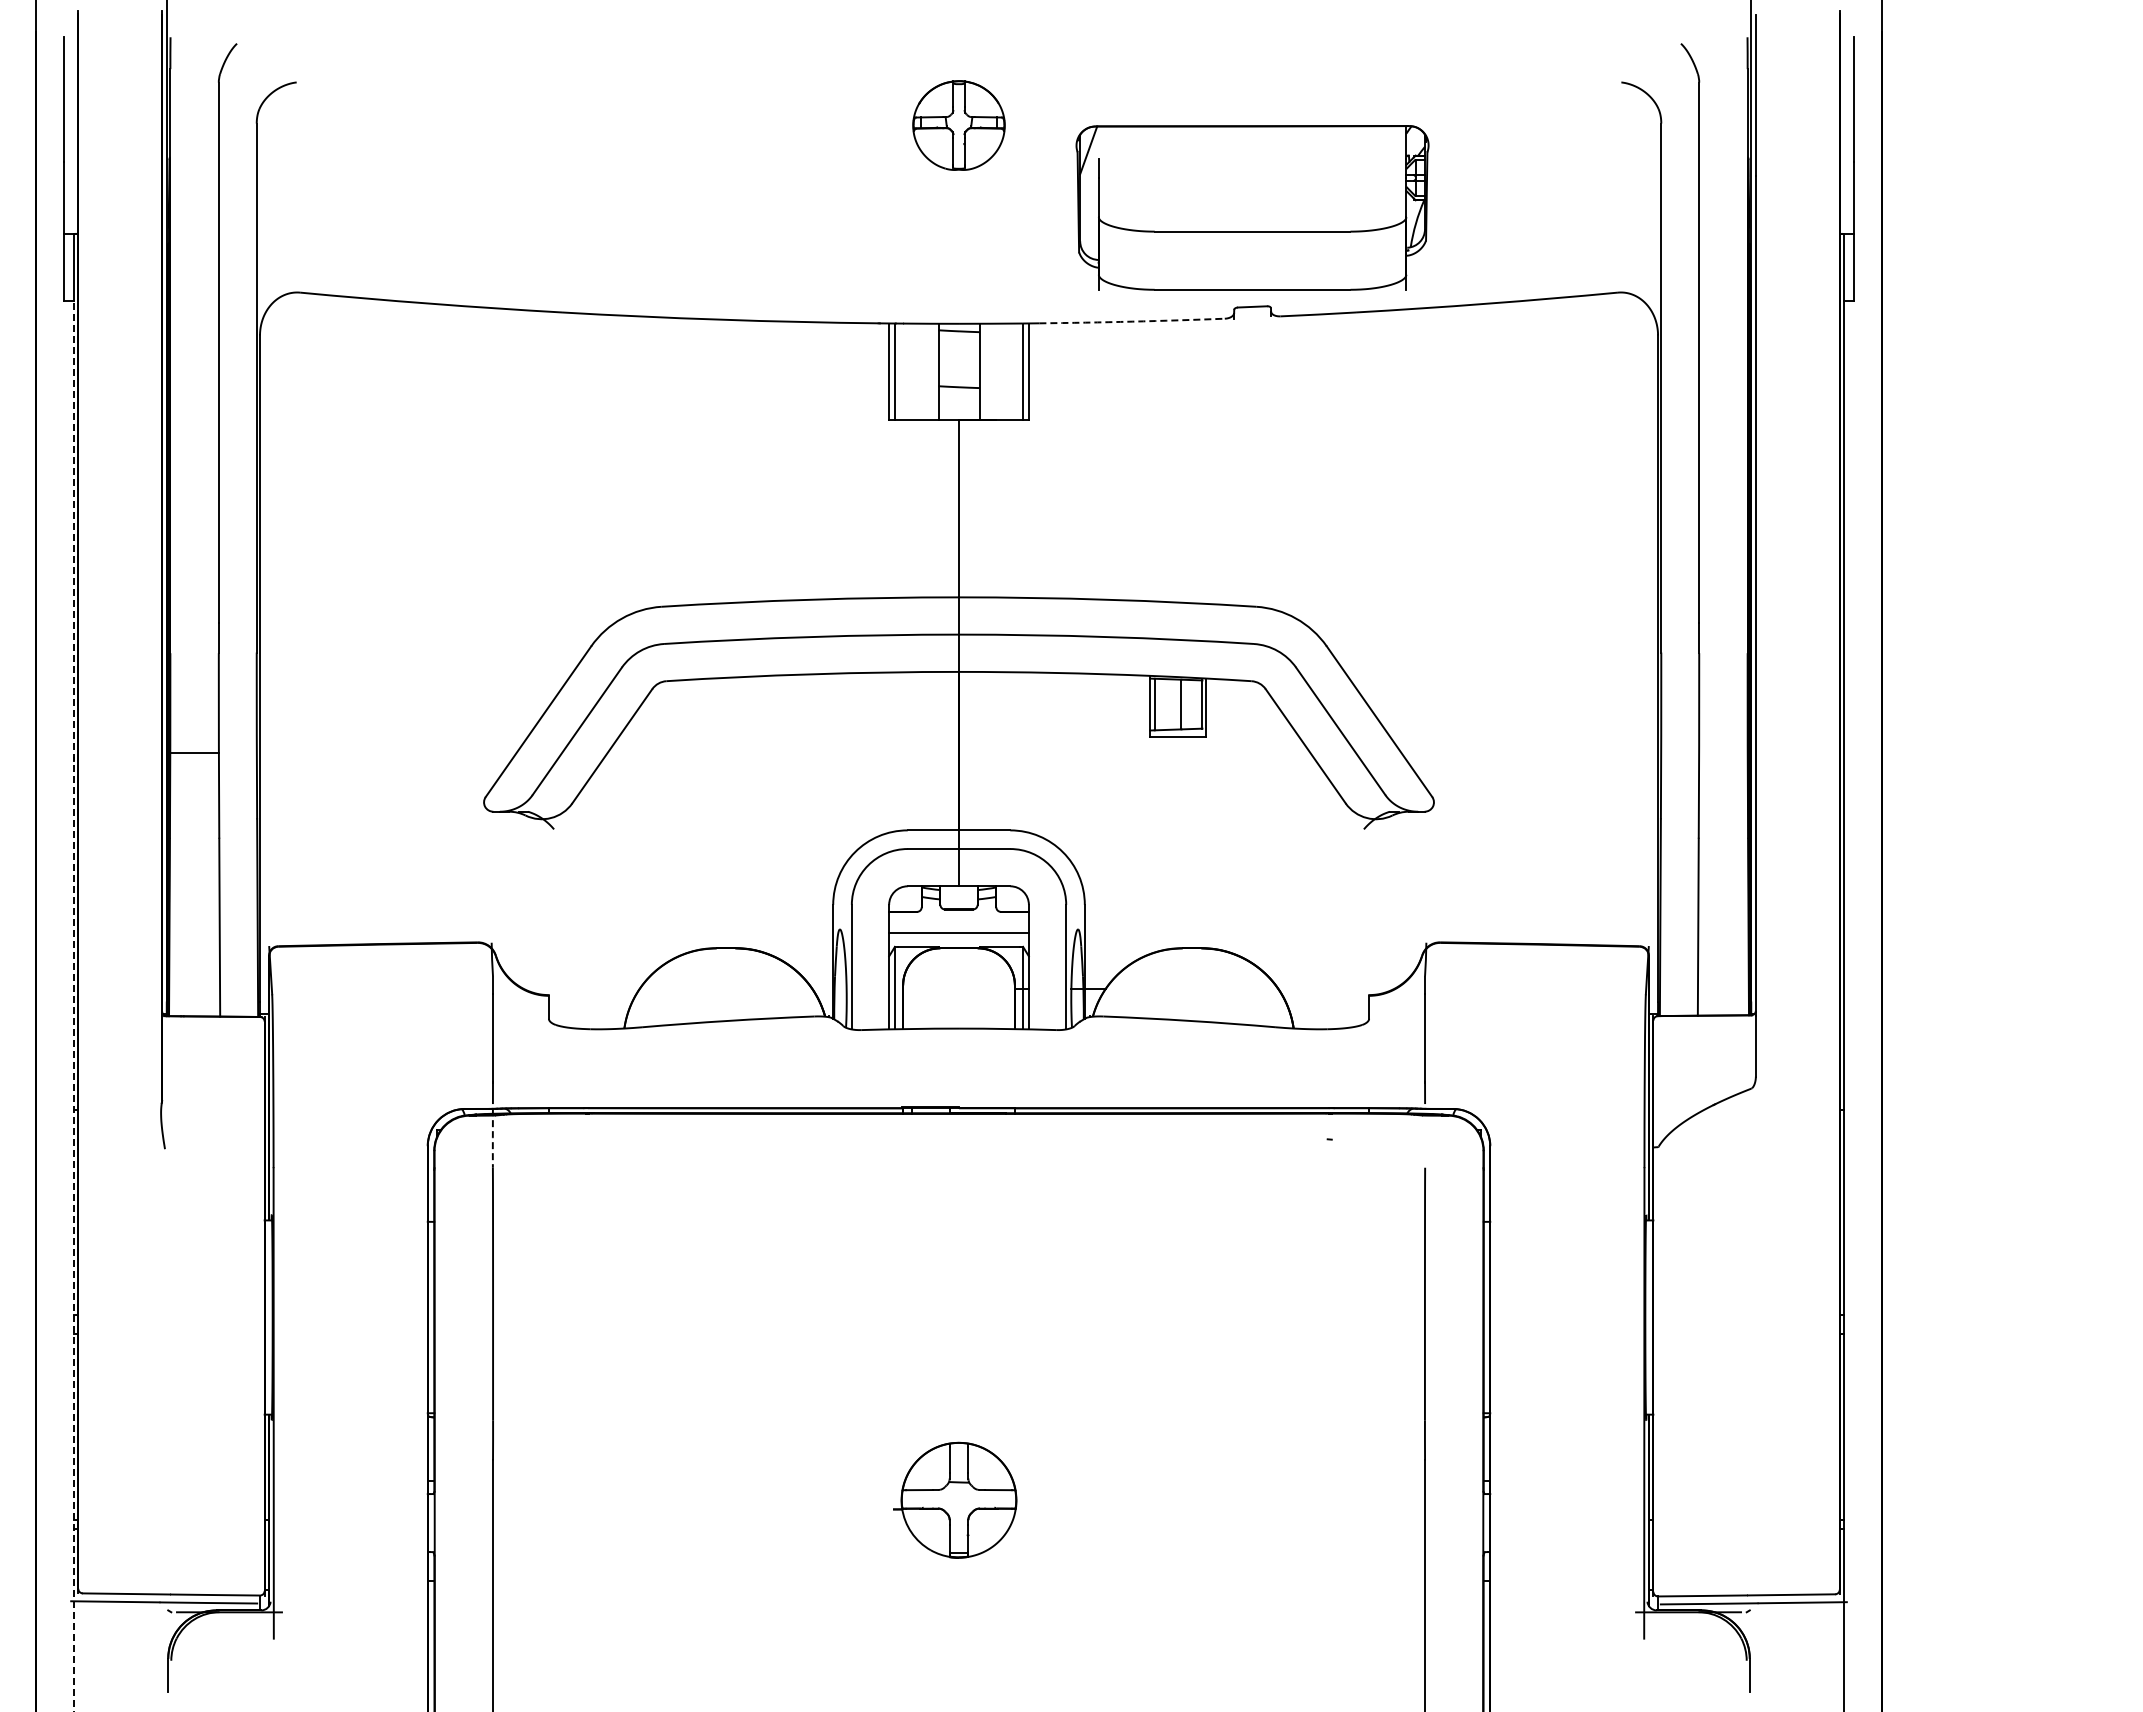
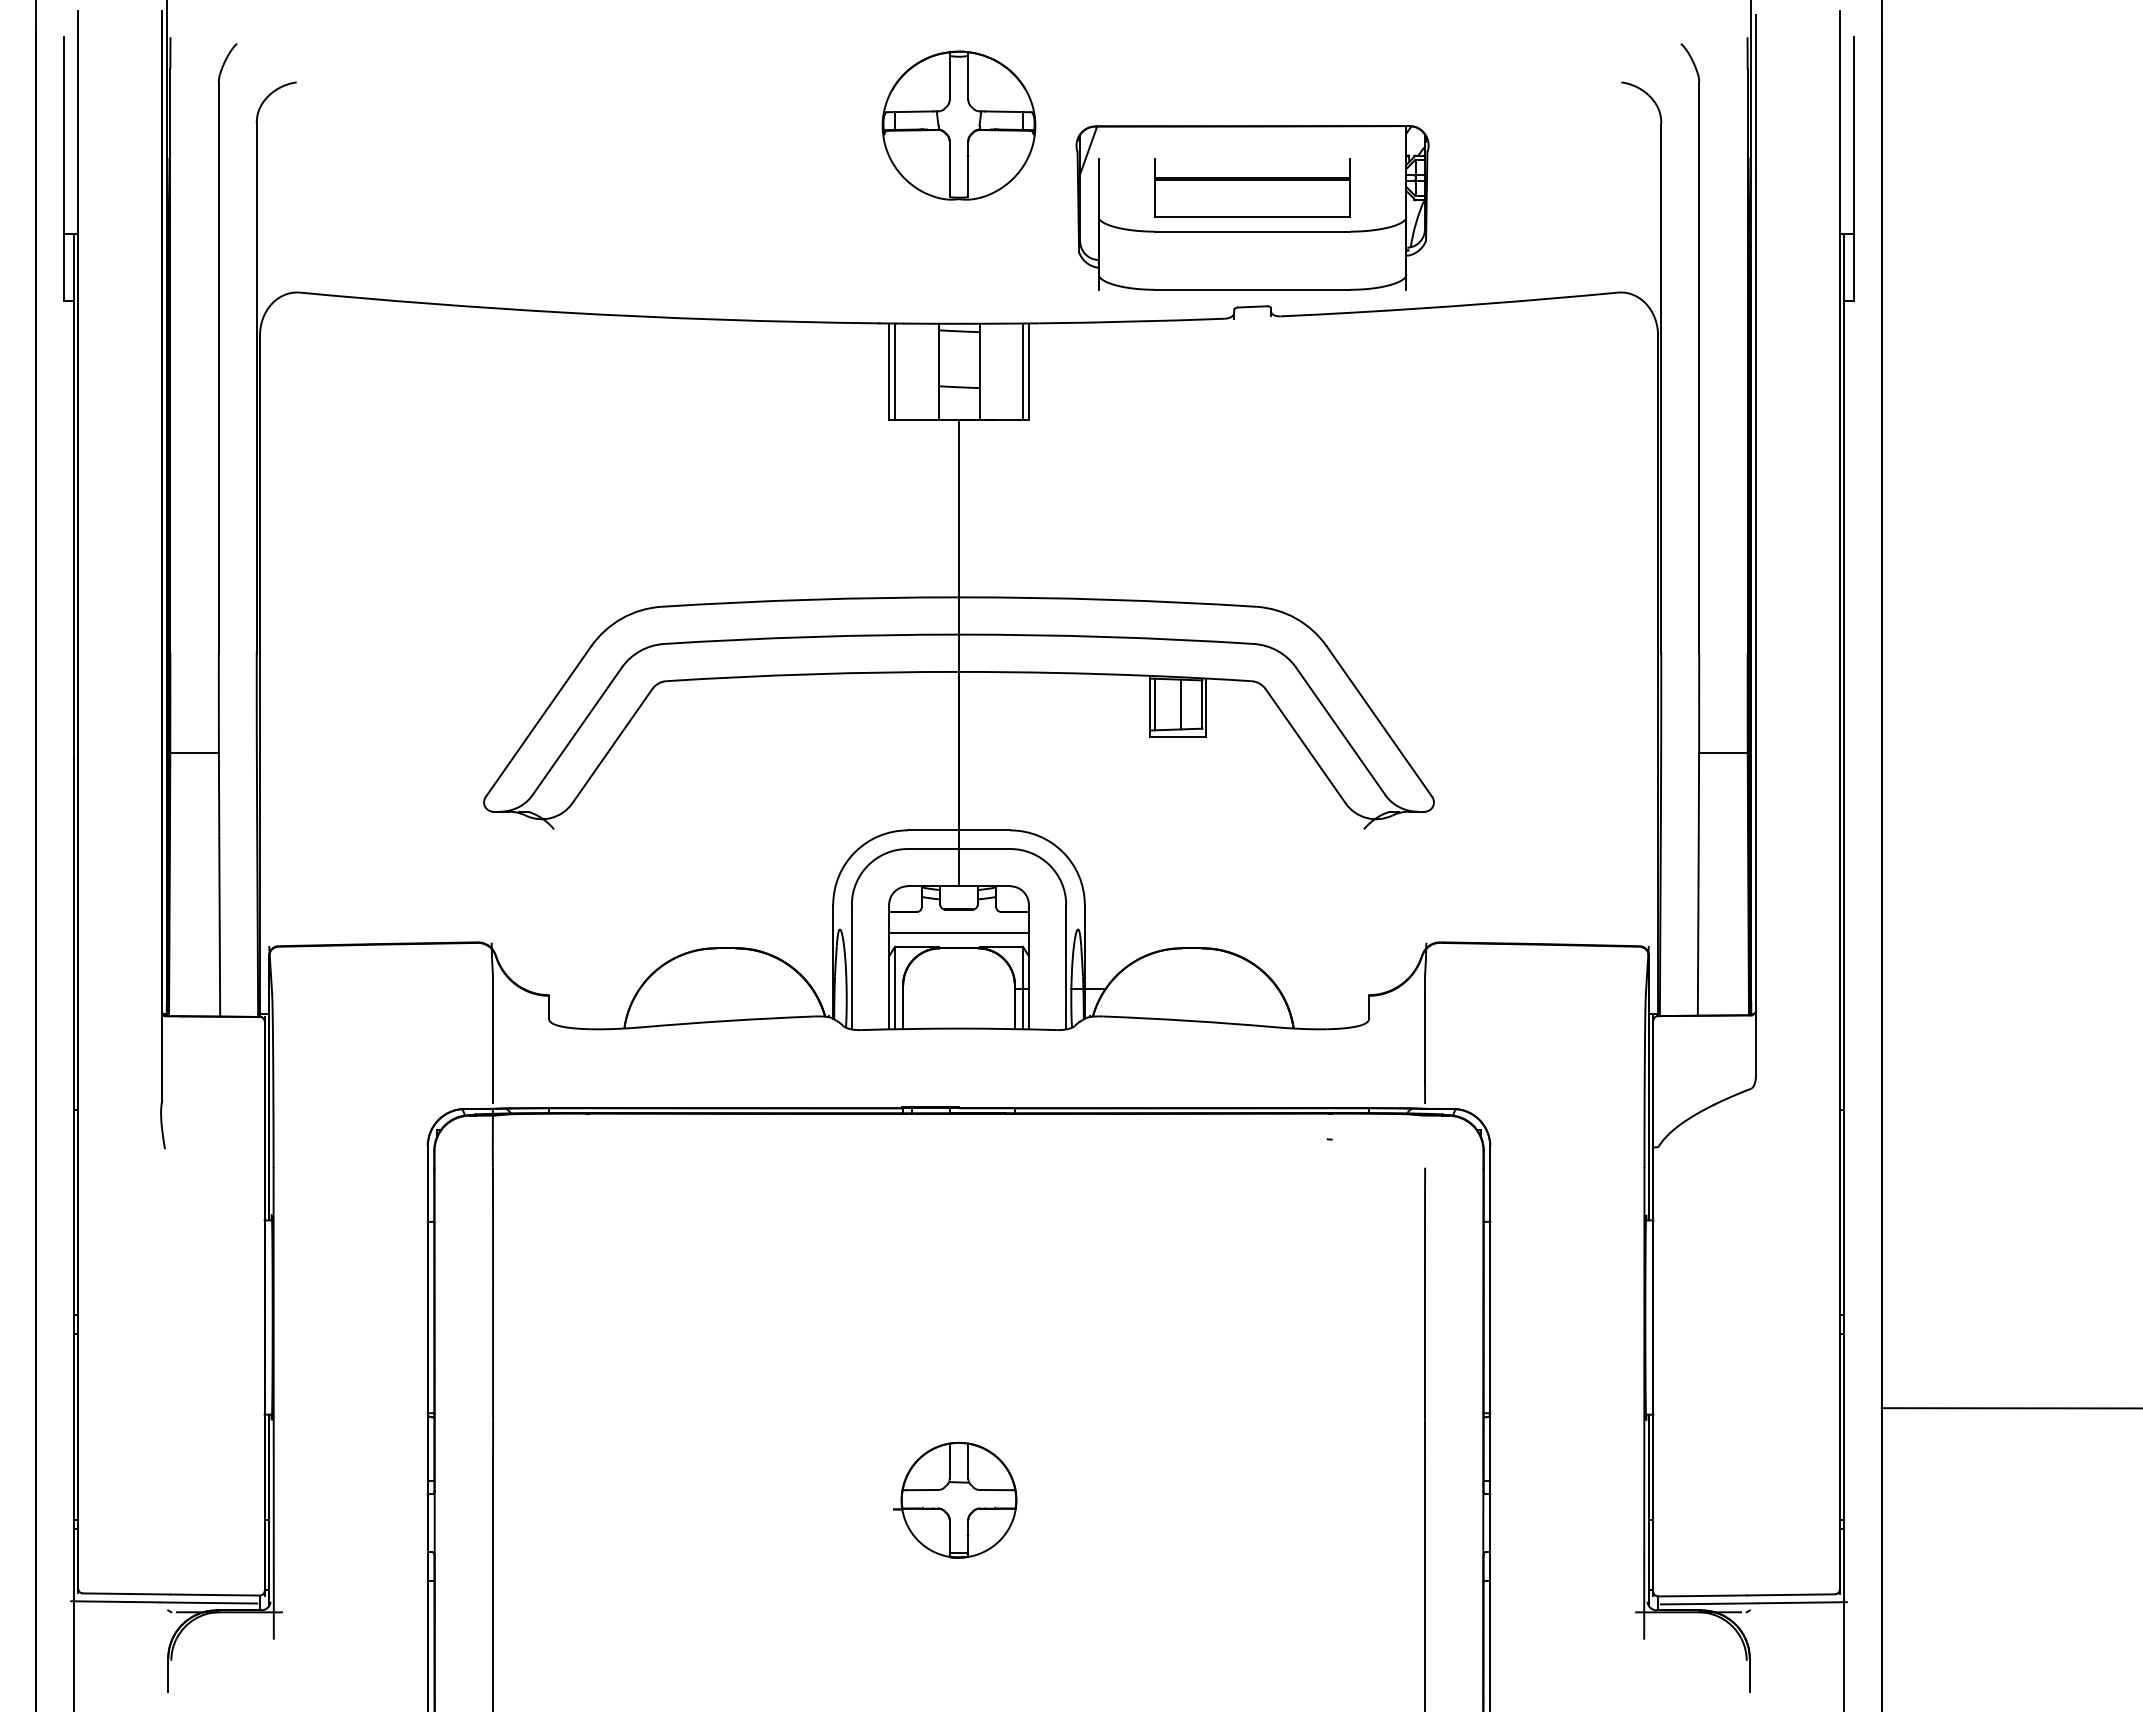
part size: 94x91 px -> 156x151 px (958, 125)
part: none -> present (1252, 187)
arc: dashed -> solid (1132, 321)
line: none -> present (1723, 753)
line: dashed -> solid (73, 1005)
line: dashed -> solid (492, 1138)
line: none -> present (2010, 1408)
